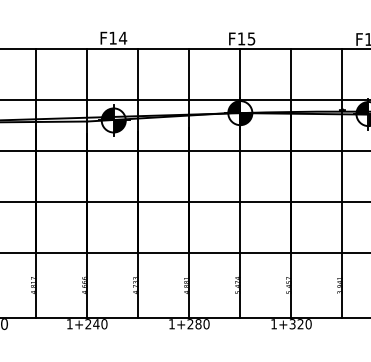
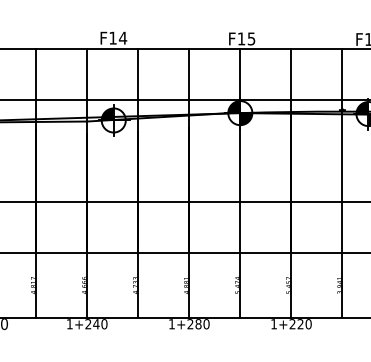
fill: present -> none (119, 126)
line: present -> none (184, 150)
text: 1+320 -> 1+220 (292, 324)
